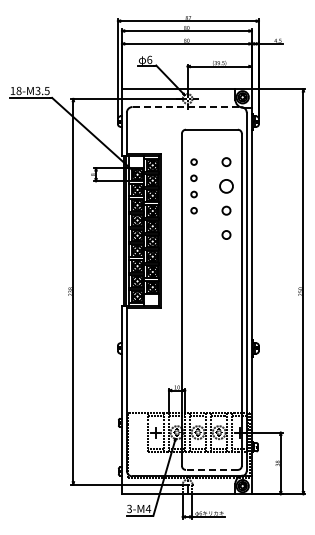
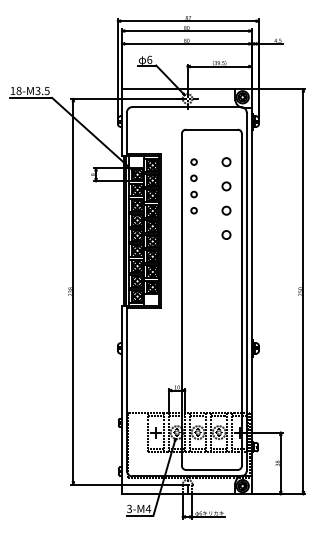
line: dashed -> solid (187, 107)
circle size: 15x15 px -> 11x11 px (226, 186)
line: dashed -> solid (211, 469)
